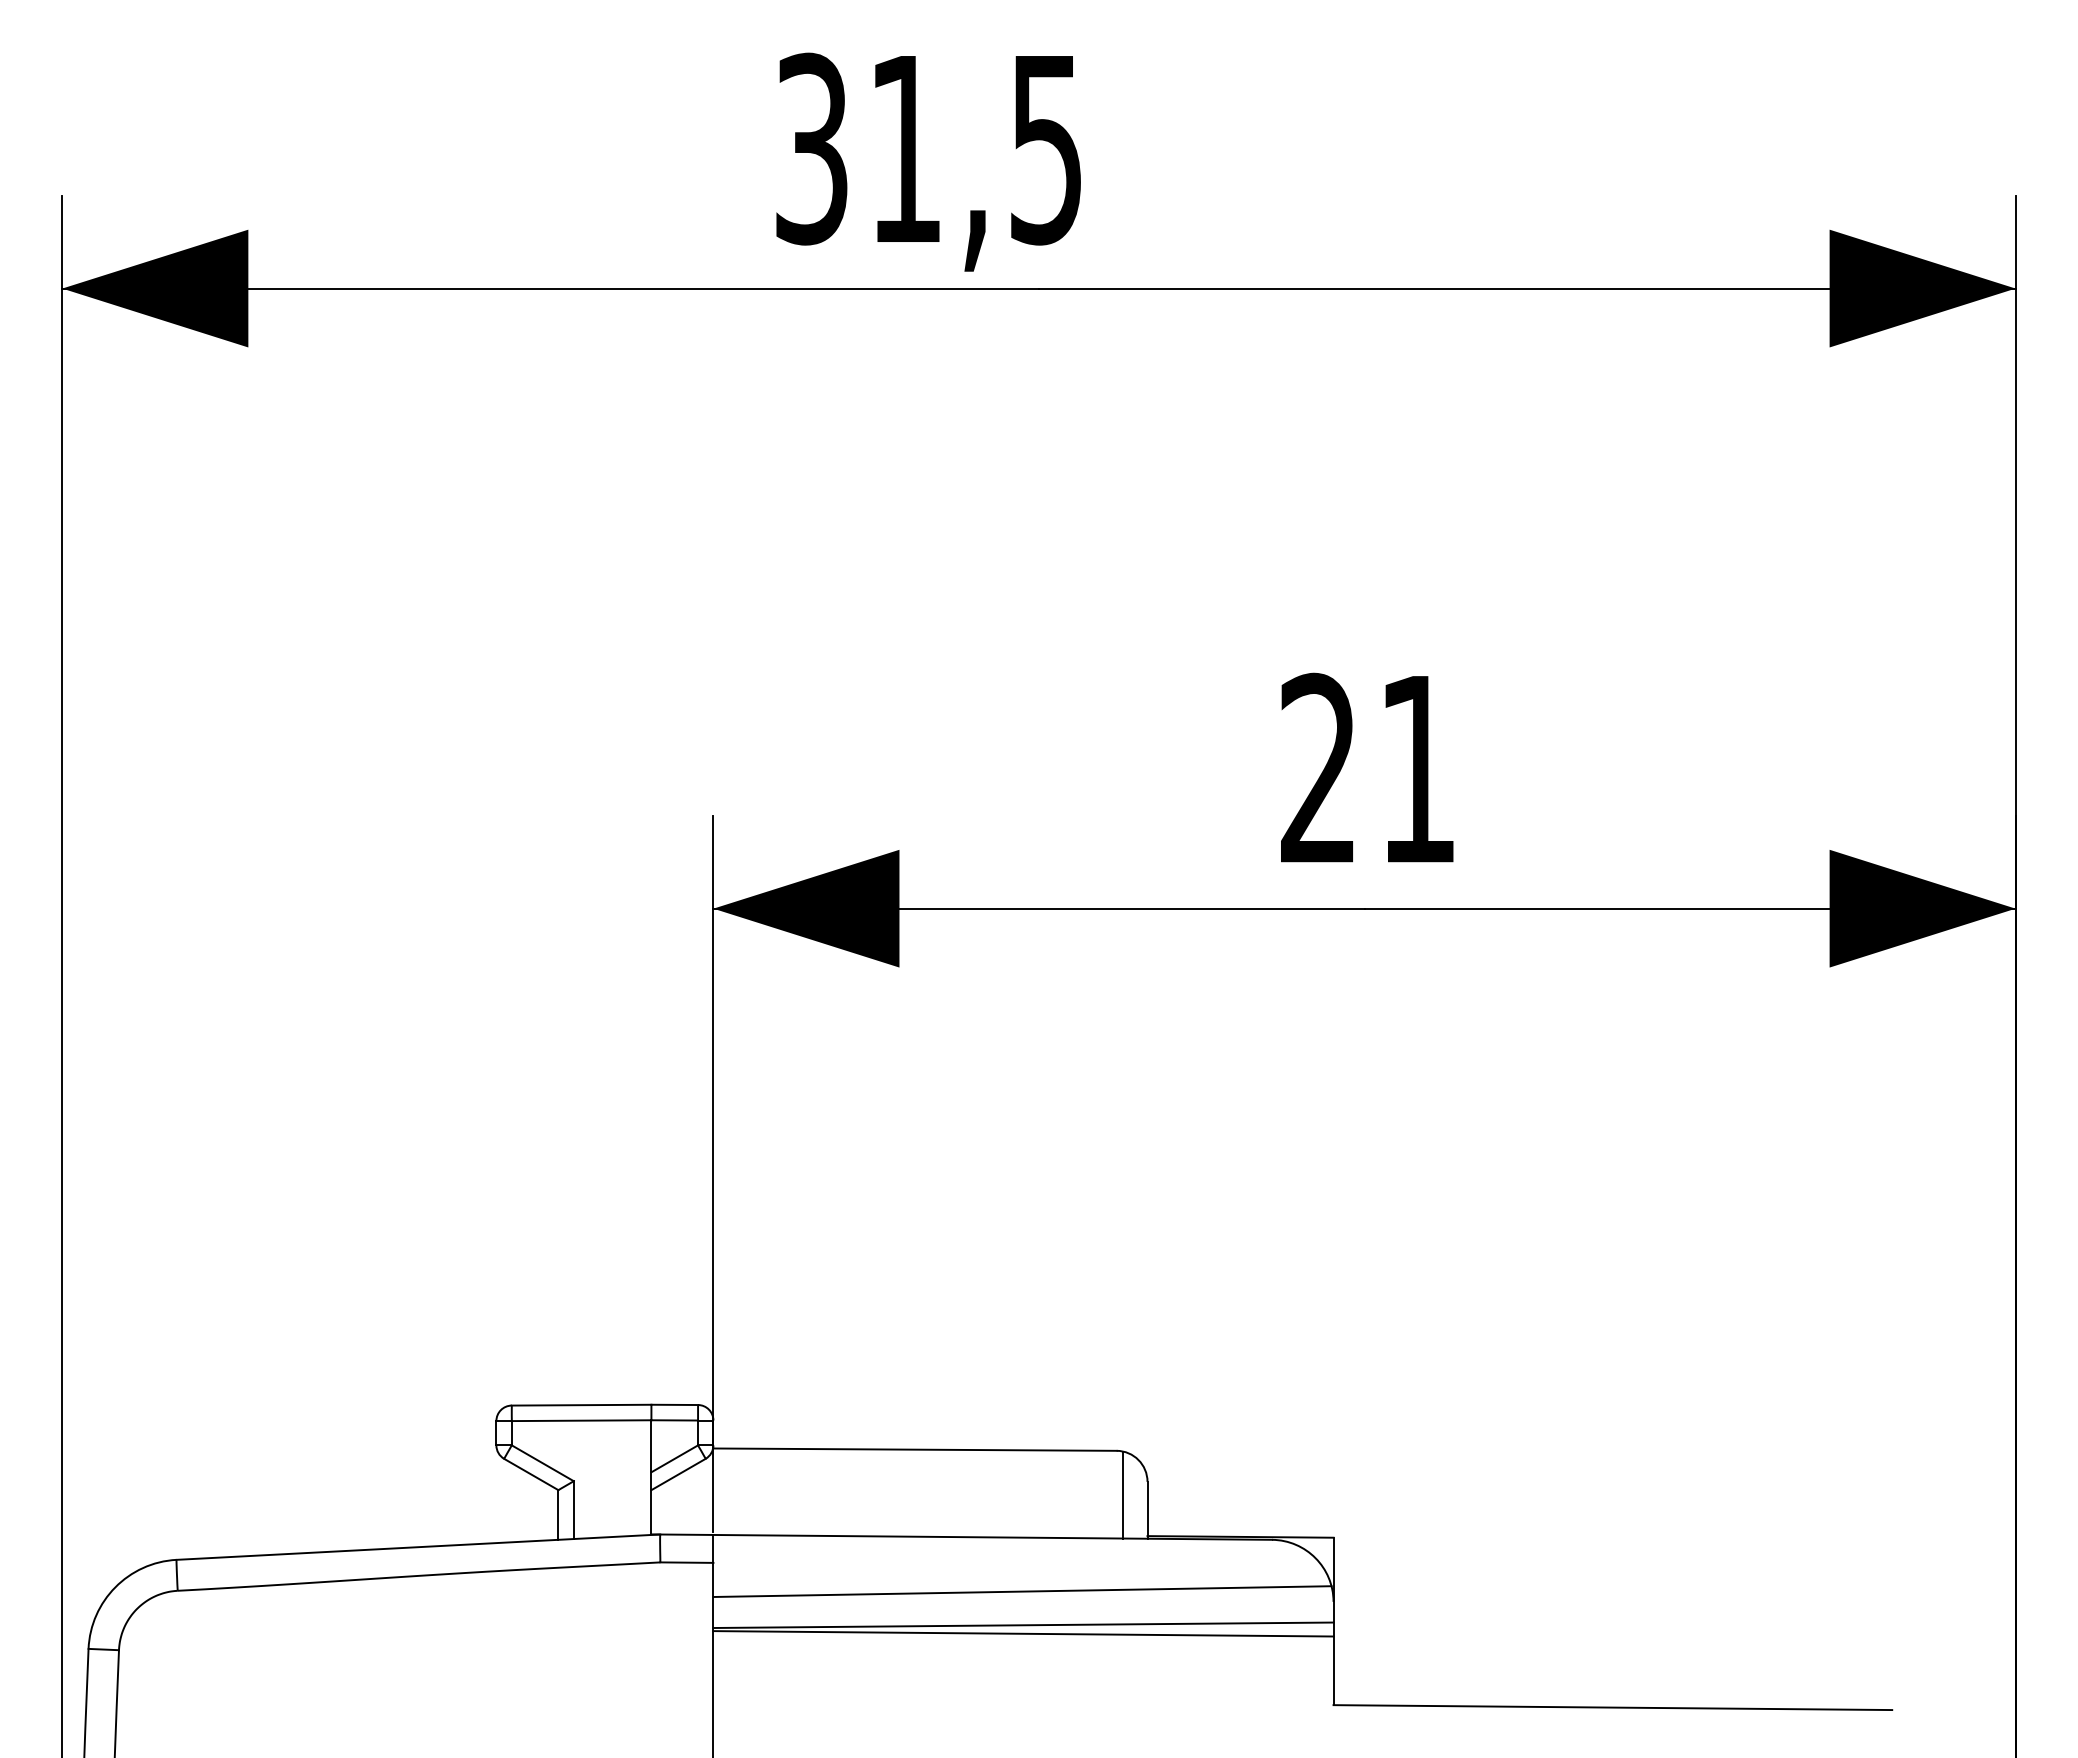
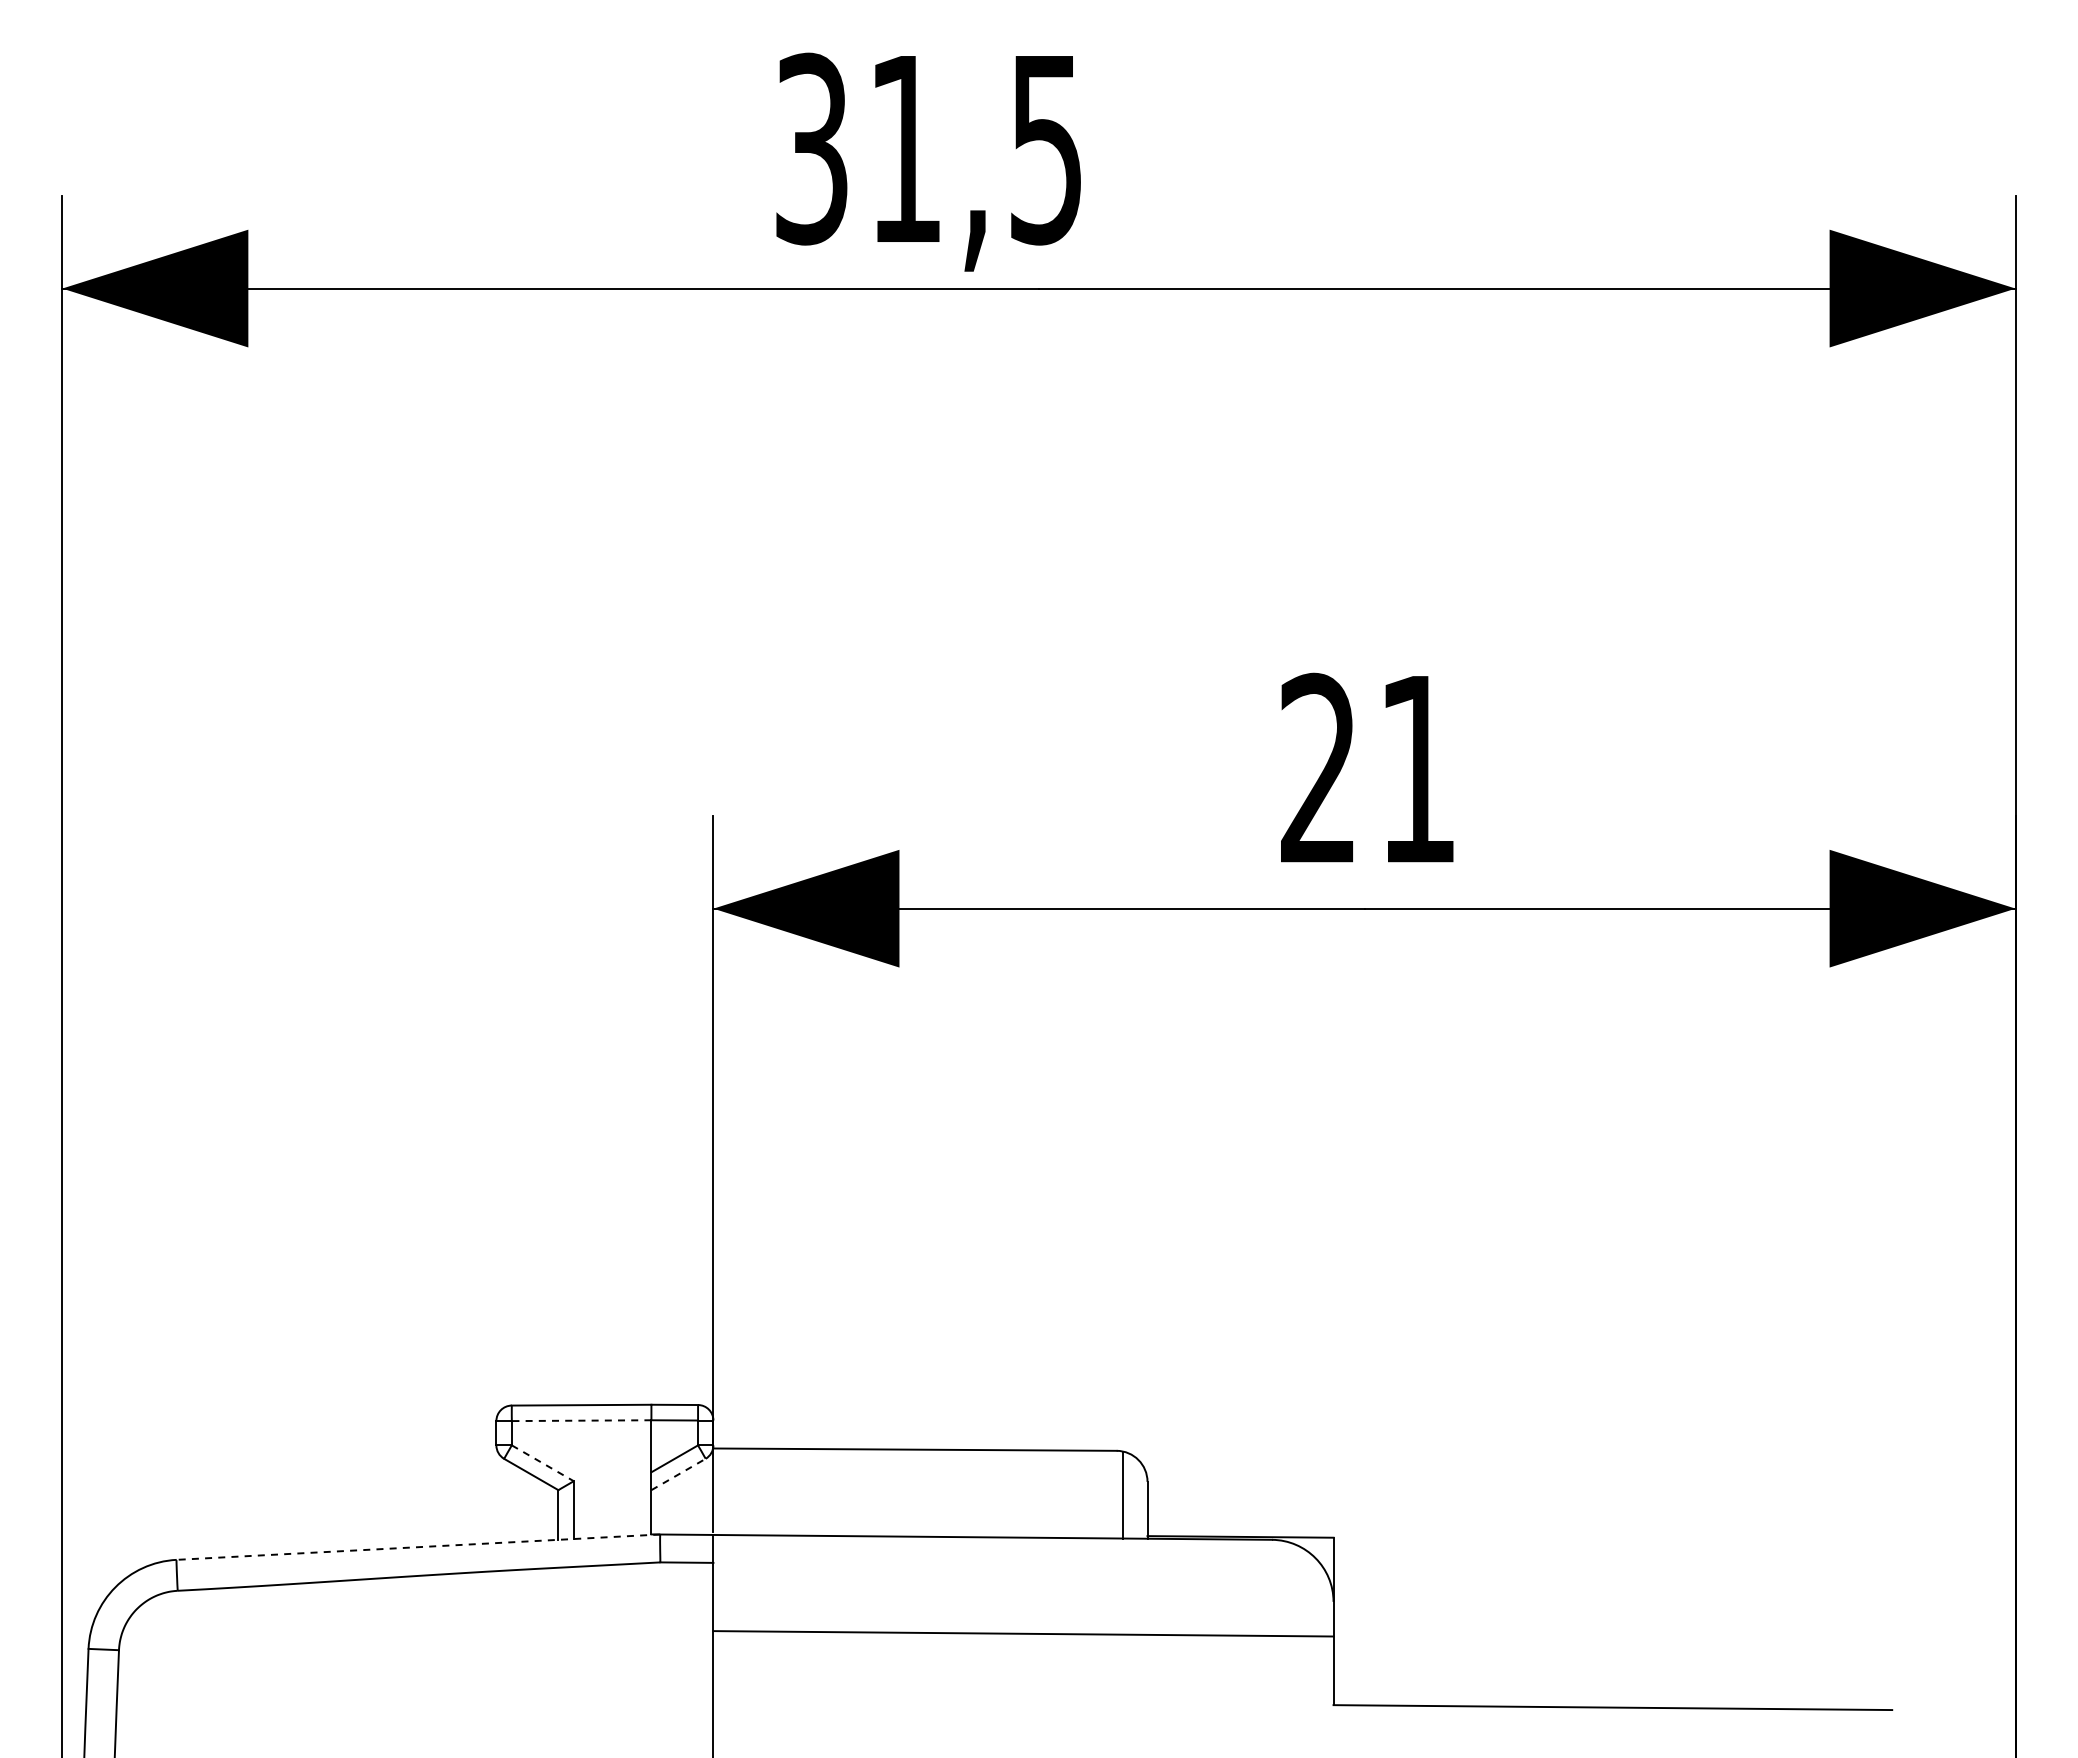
line: solid -> dashed (581, 1420)
line: solid -> dashed (542, 1463)
line: solid -> dashed (678, 1474)
line: solid -> dashed (417, 1547)
line: present -> none (1022, 1591)
line: present -> none (1023, 1625)
